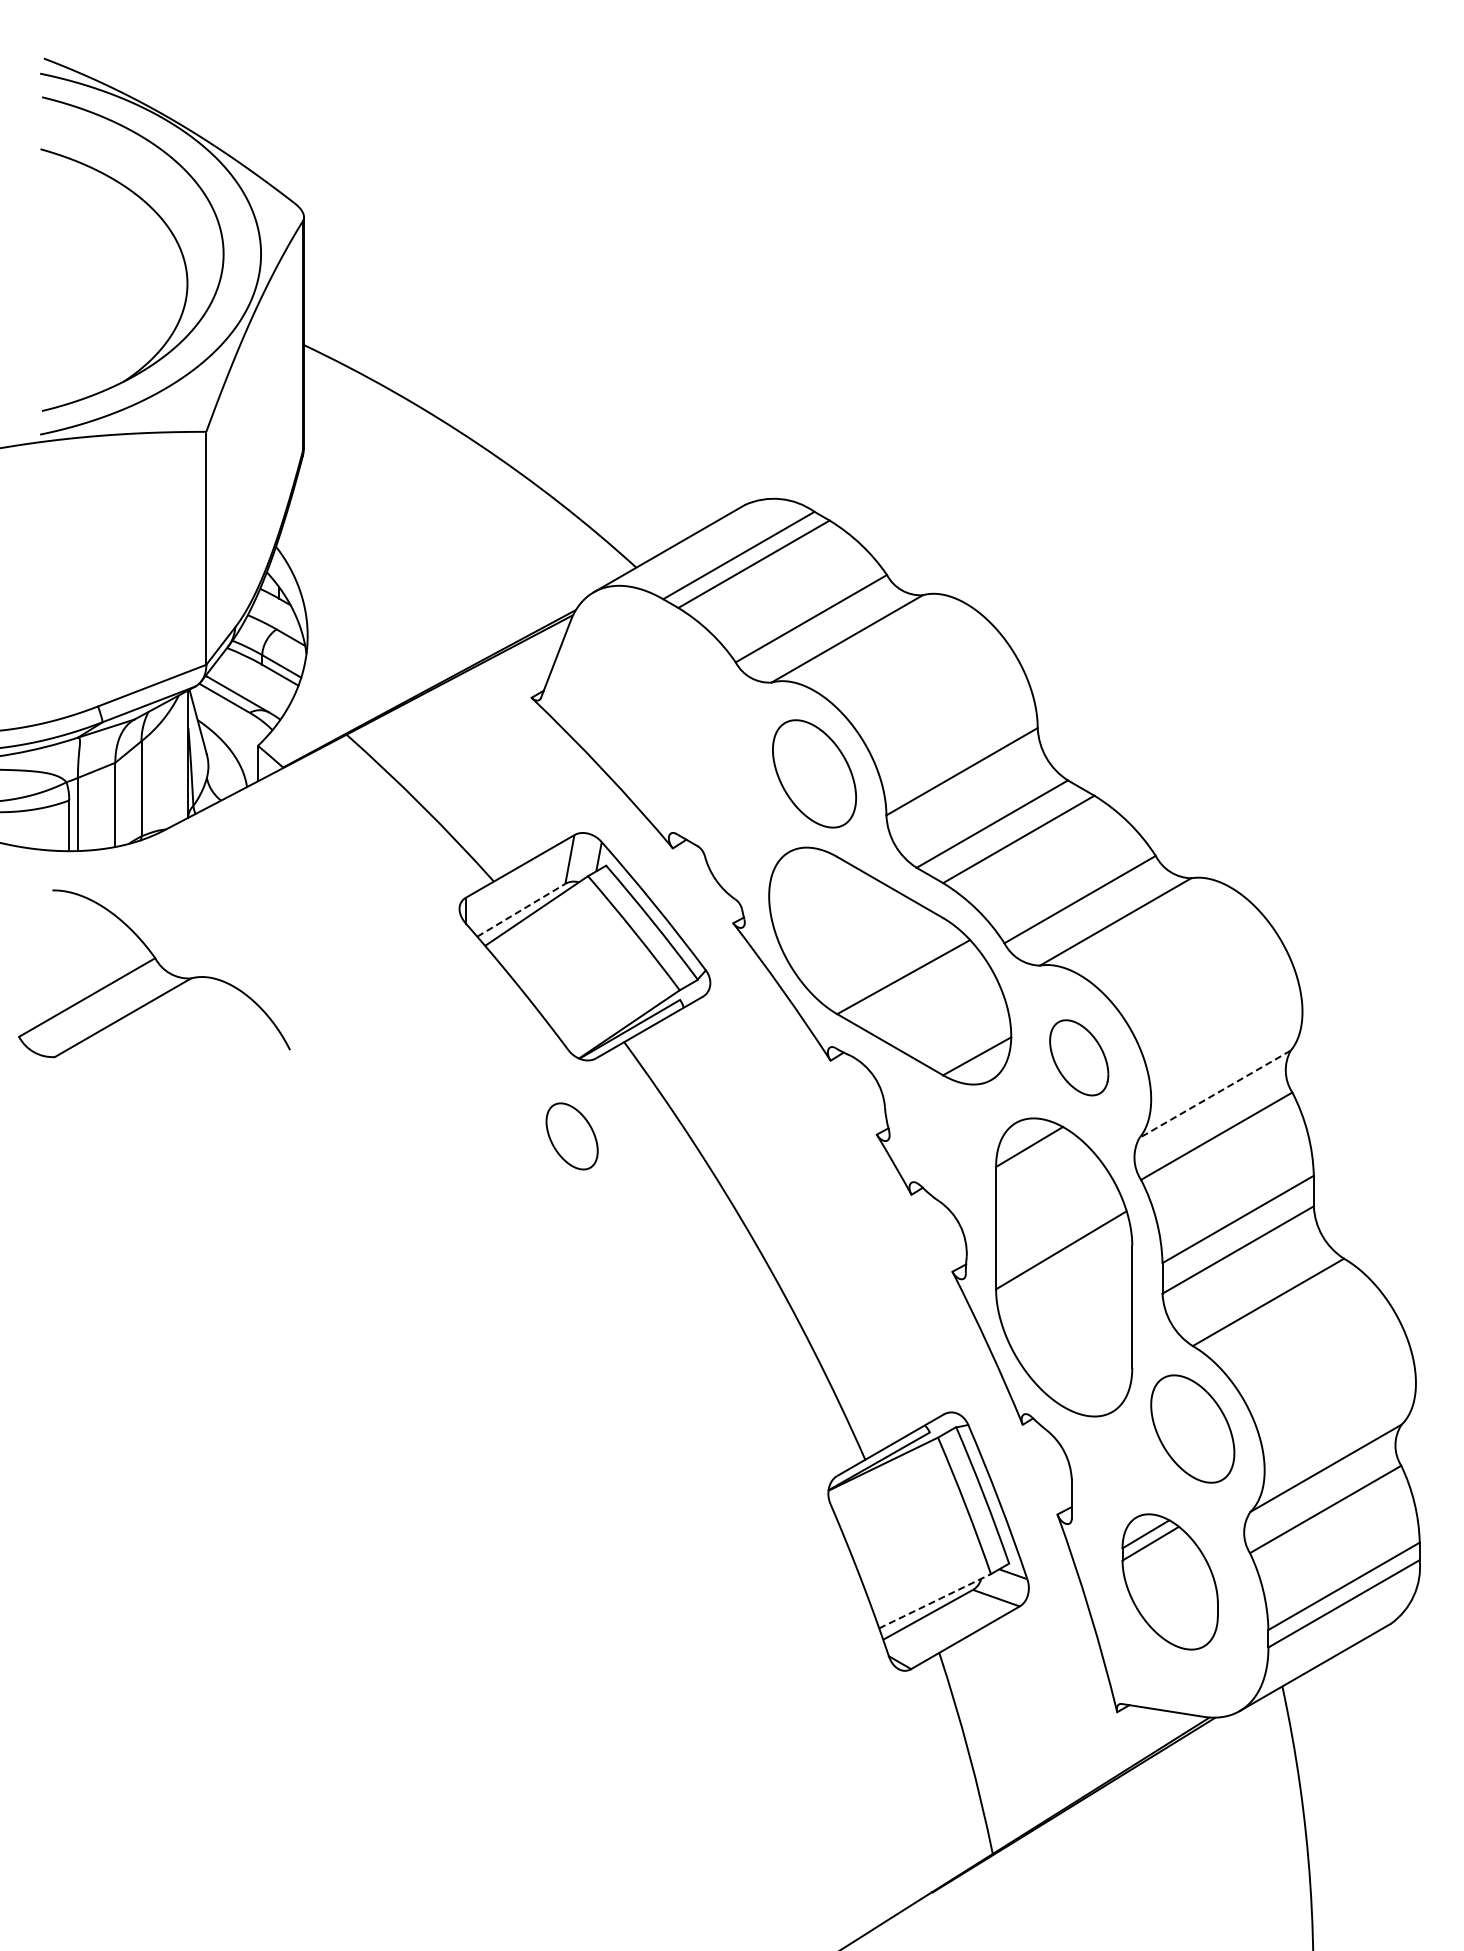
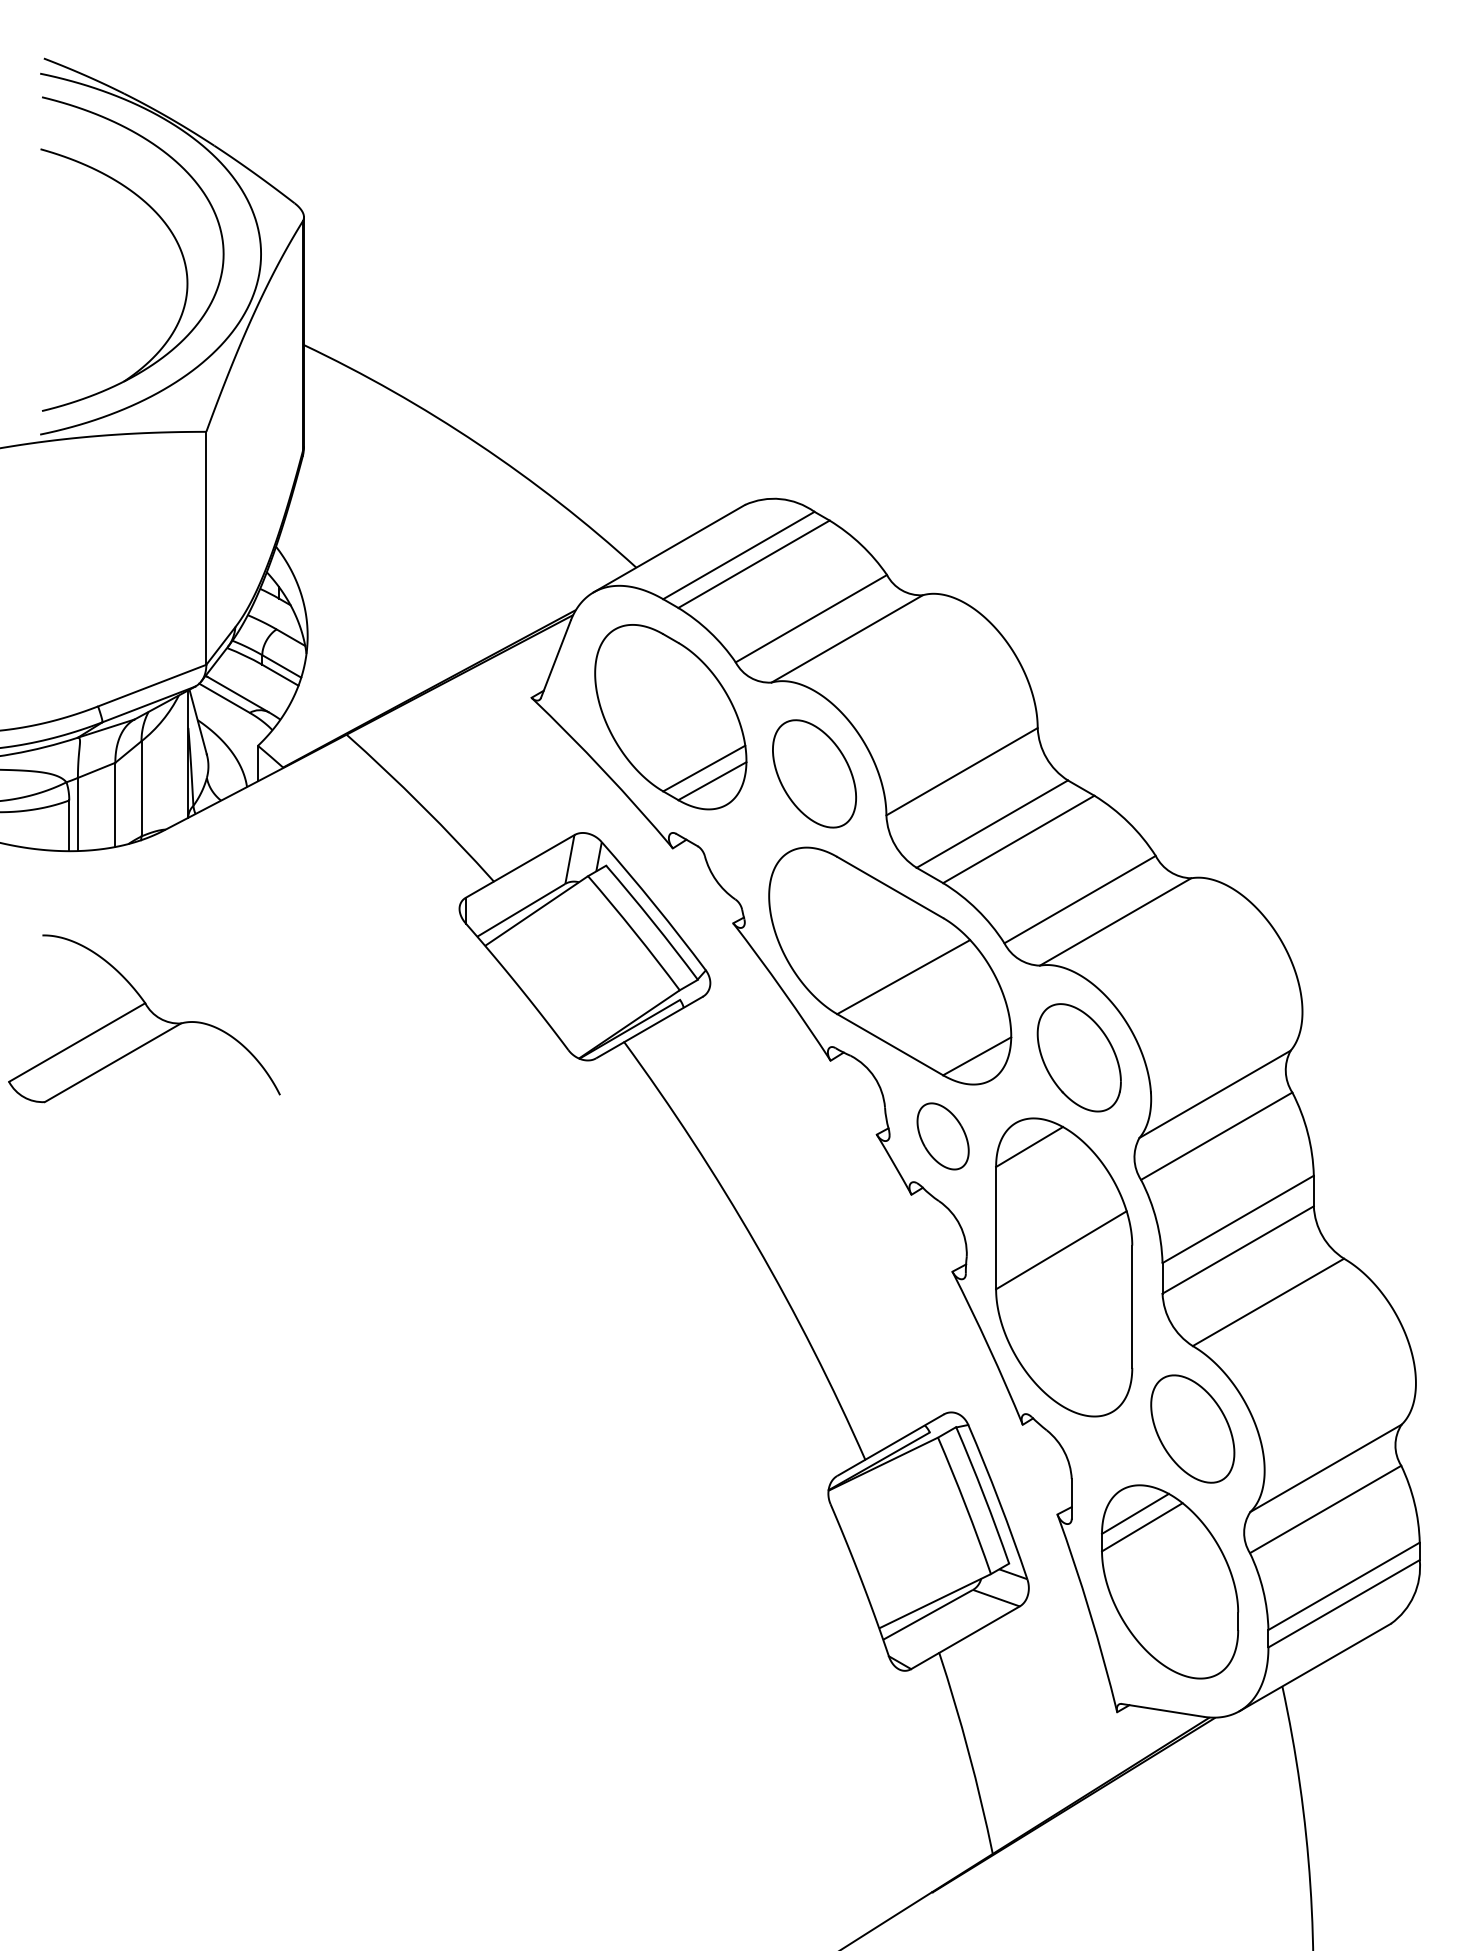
part: none -> present (670, 717)
line: dashed -> solid (521, 910)
part position: (154, 973) -> (144, 1018) (144, 1018)
part size: 61x78 px -> 86x110 px (1078, 1057)
line: dashed -> solid (1214, 1094)
part position: (571, 1136) -> (942, 1136) (942, 1136)
part size: 98x138 px -> 139x196 px (1170, 1581)
line: dashed -> solid (935, 1600)
